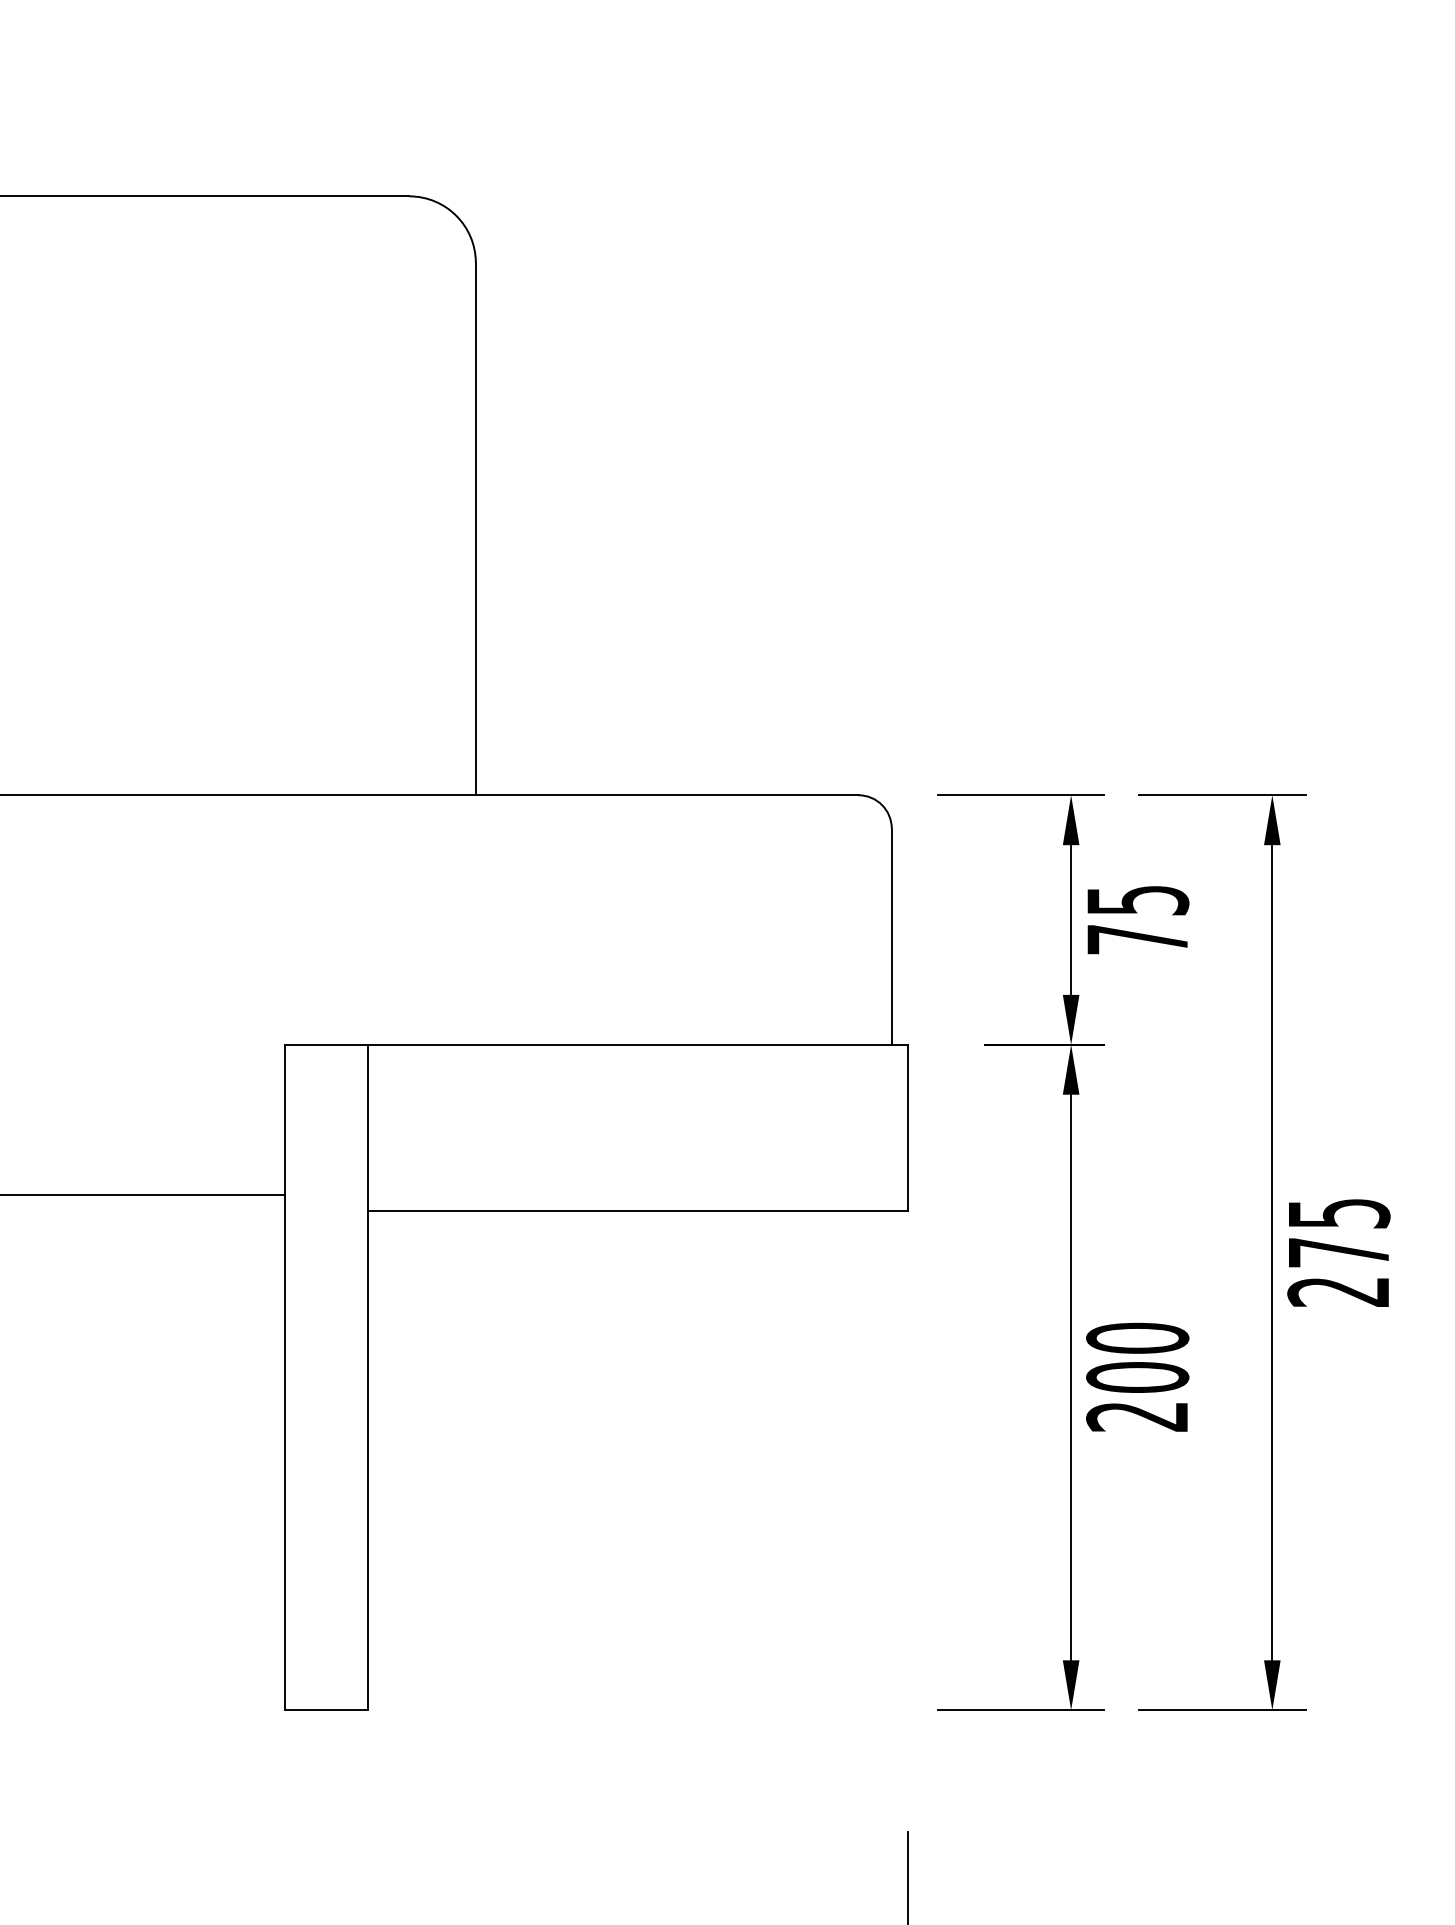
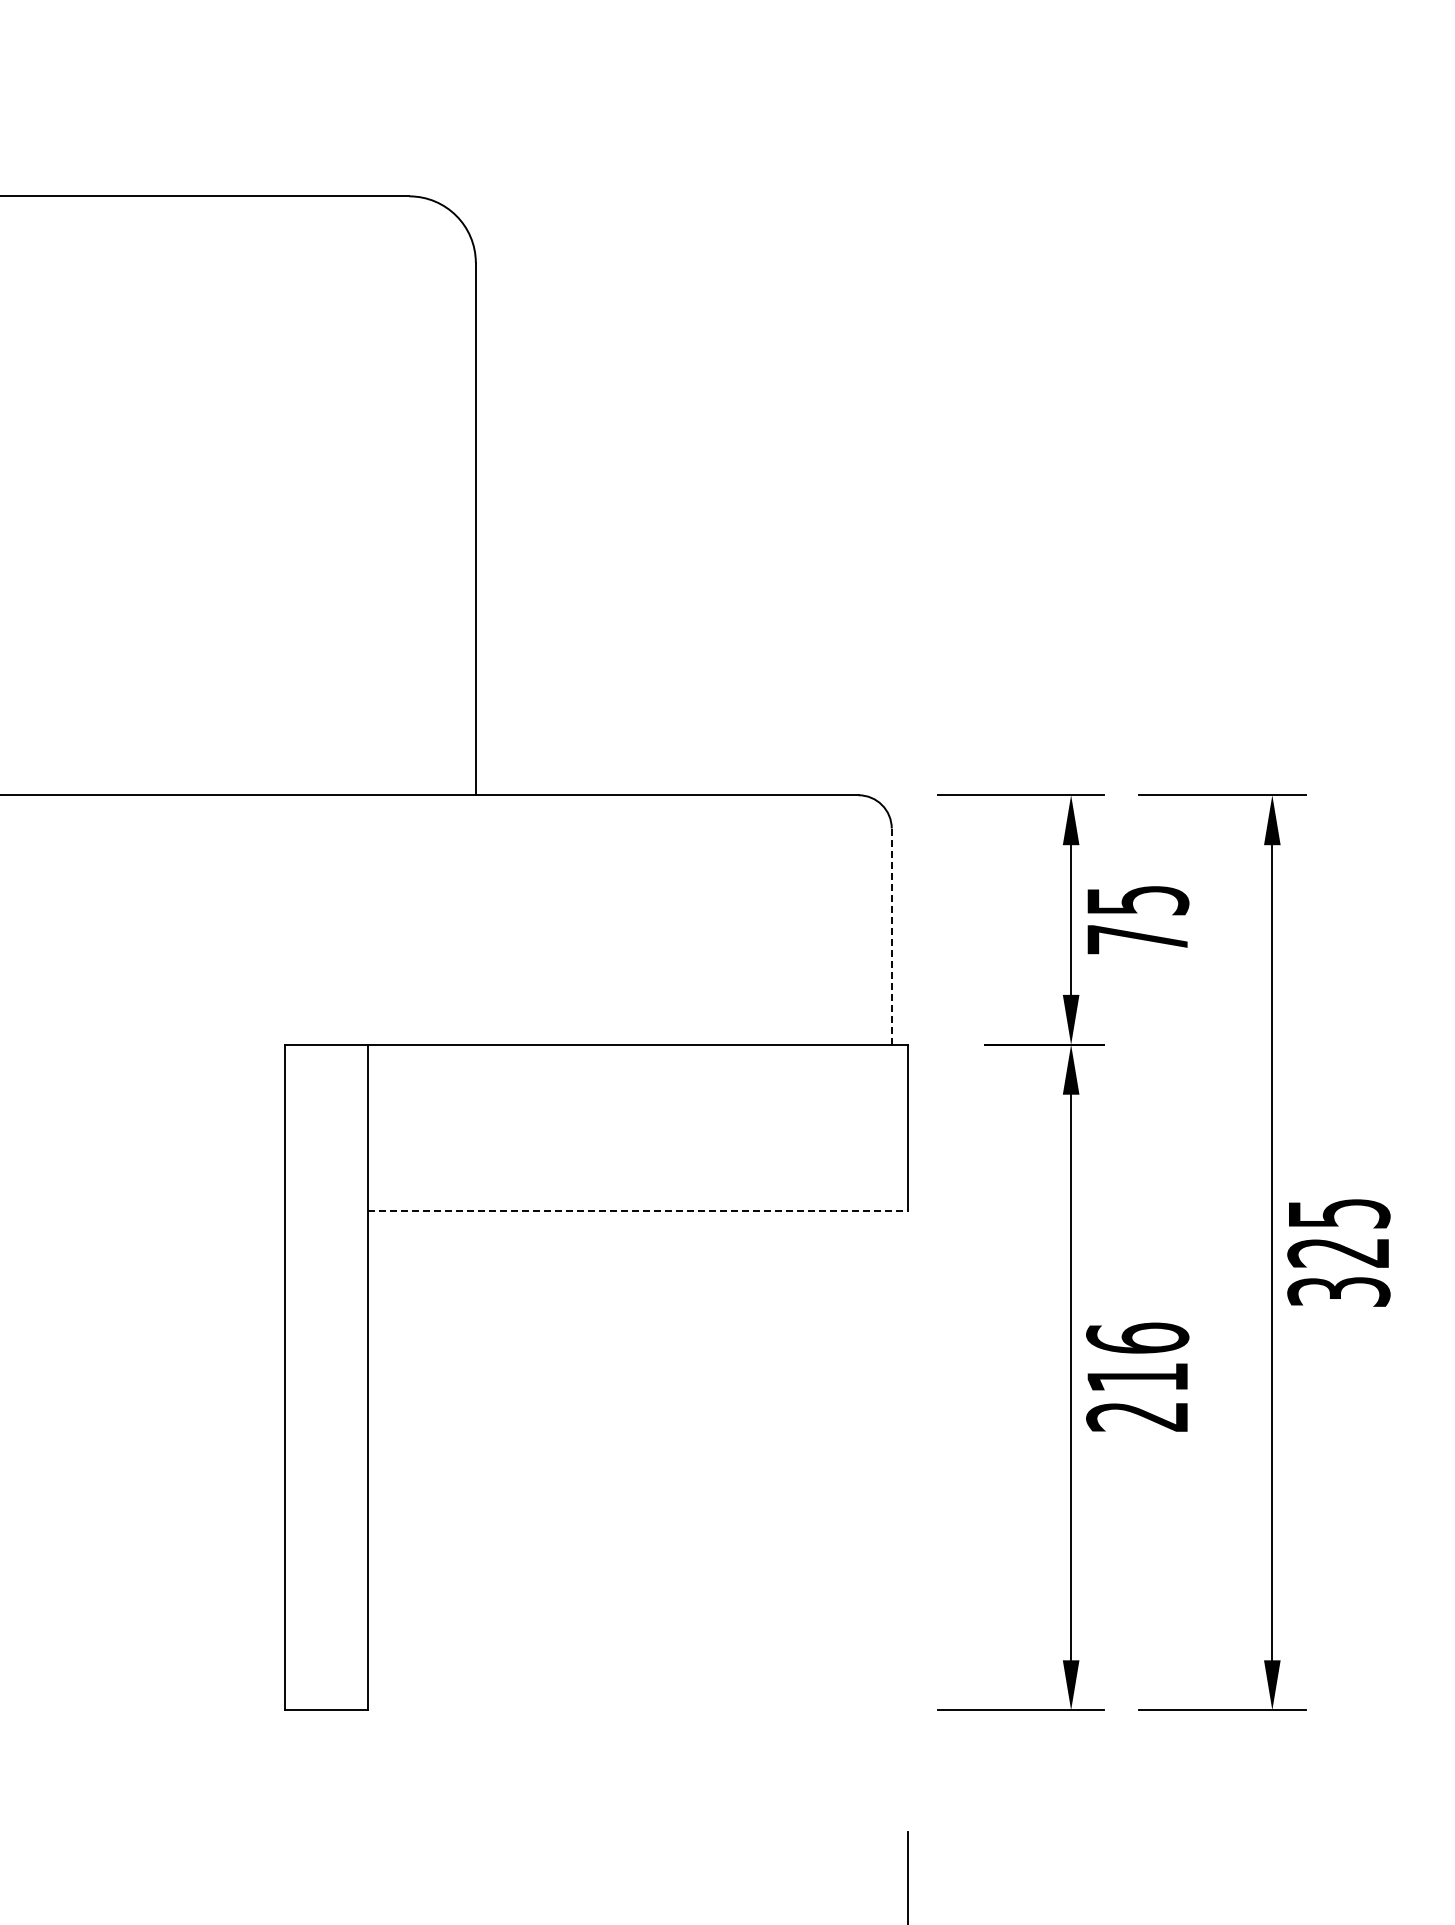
line: solid -> dashed (891, 936)
line: present -> none (143, 1194)
line: solid -> dashed (638, 1211)
text: 275 -> 325 (1338, 1272)
text: 200 -> 216 (1137, 1357)
